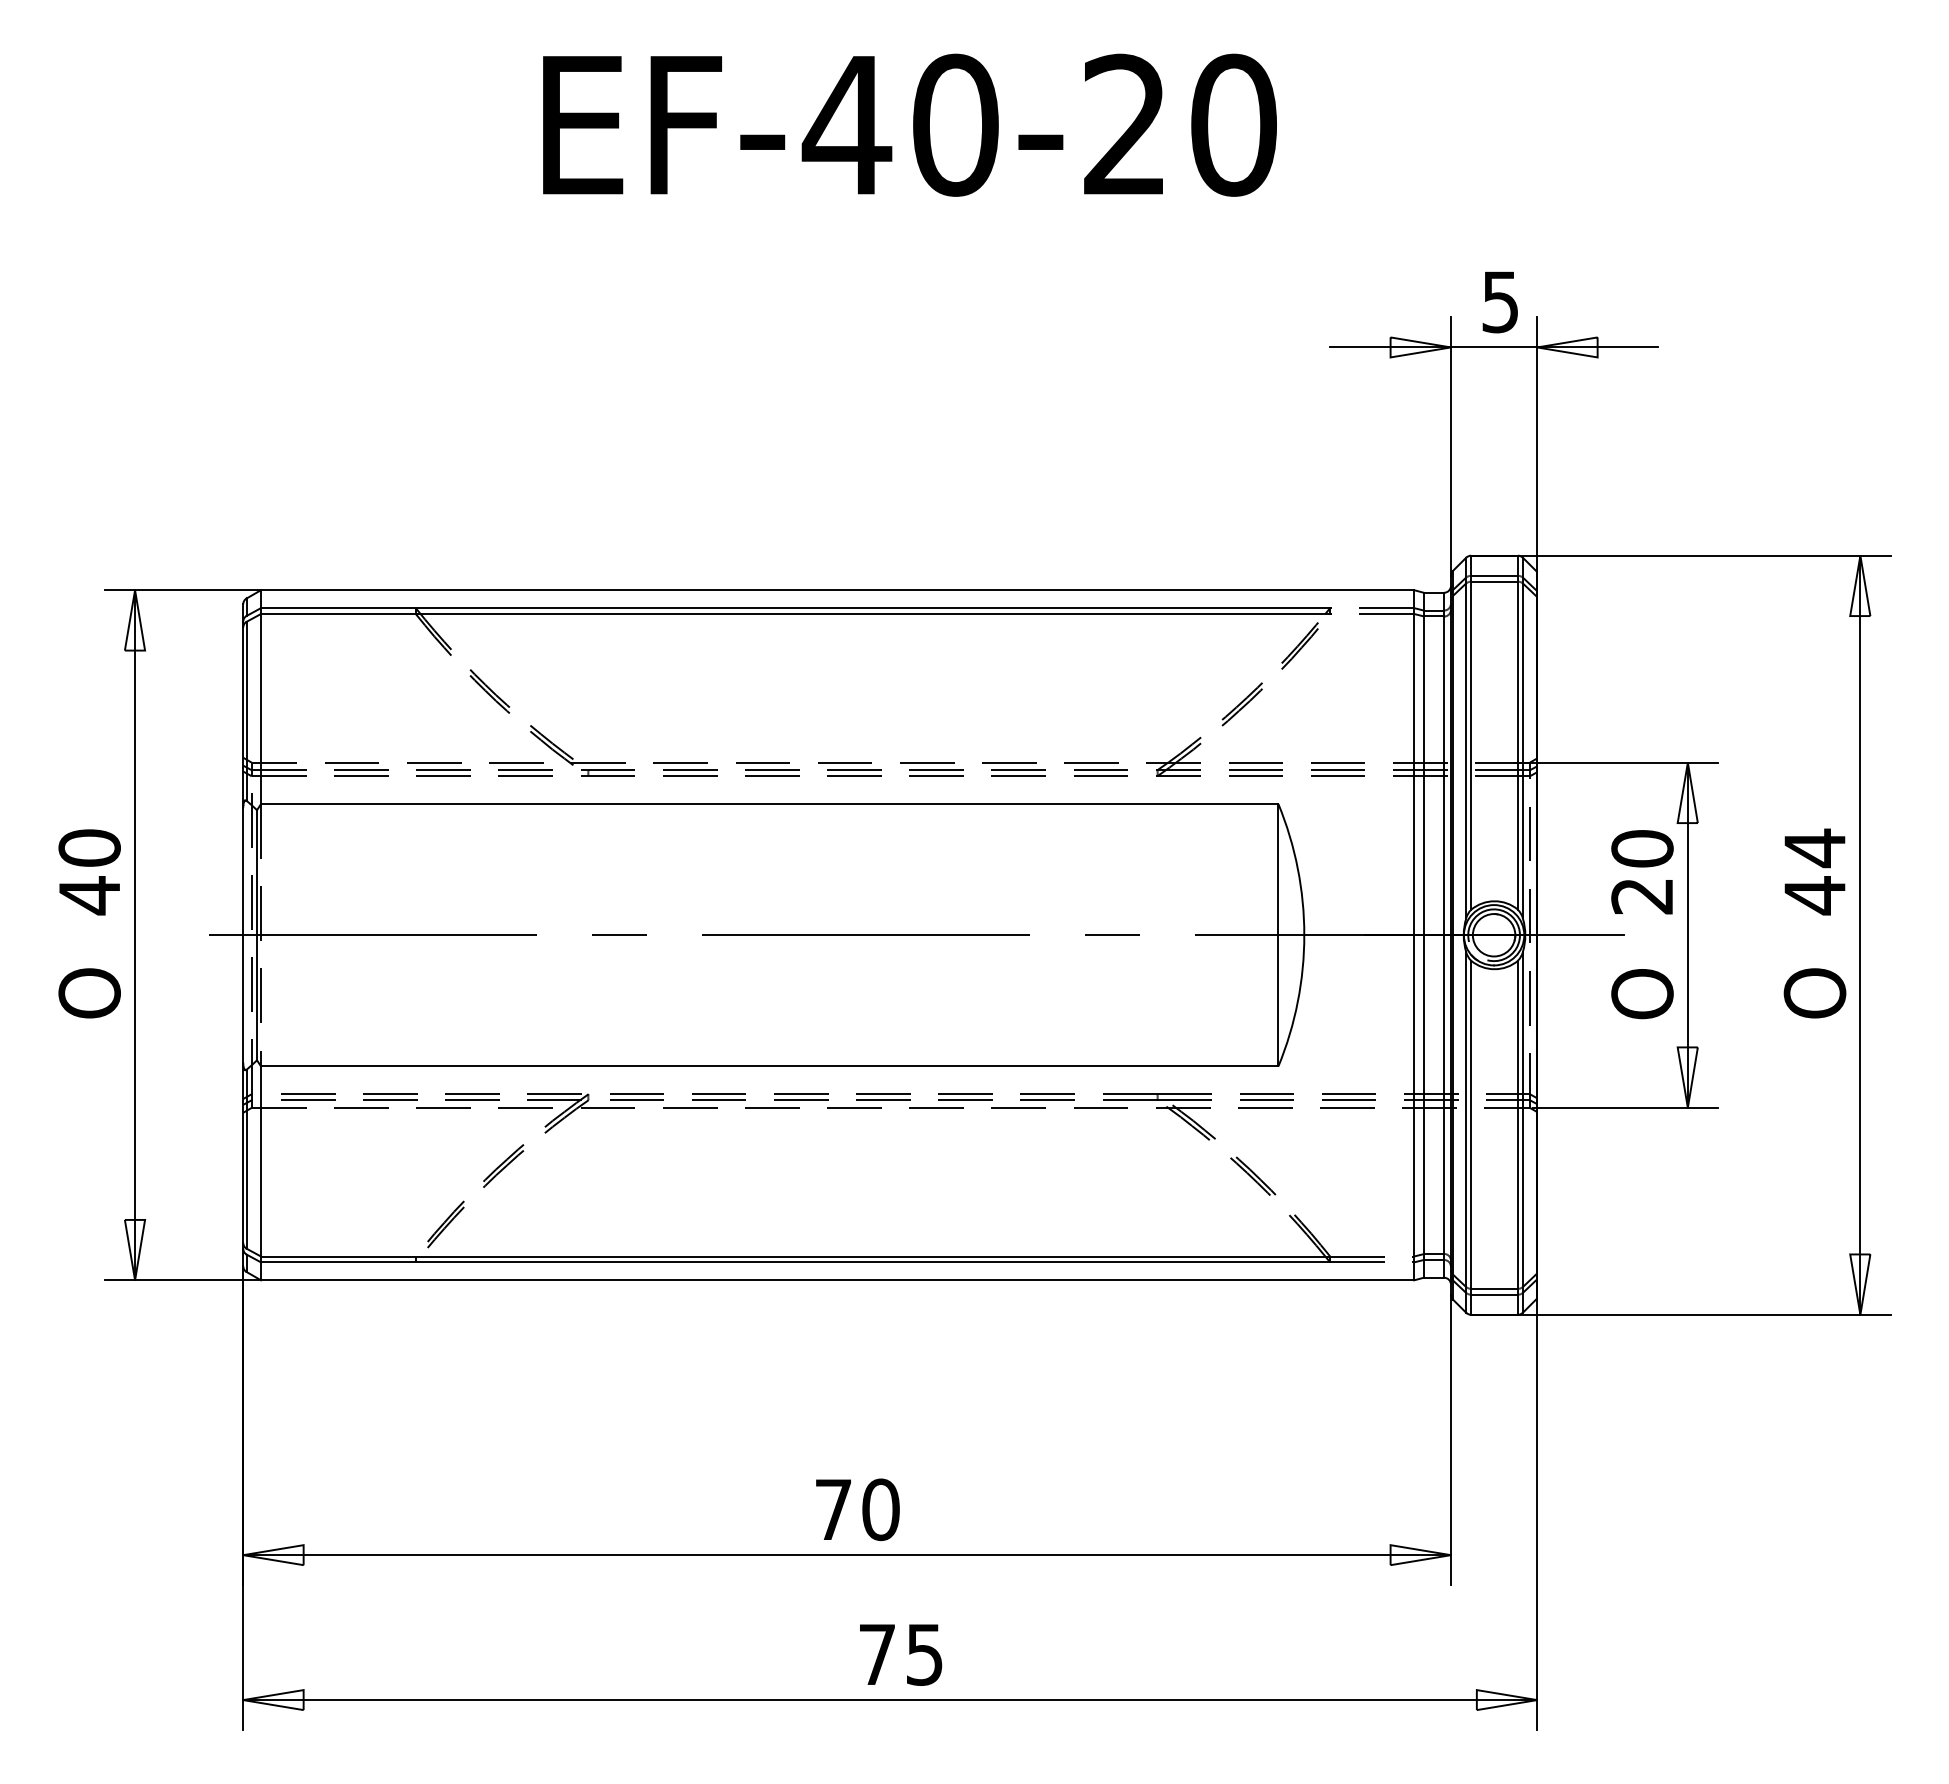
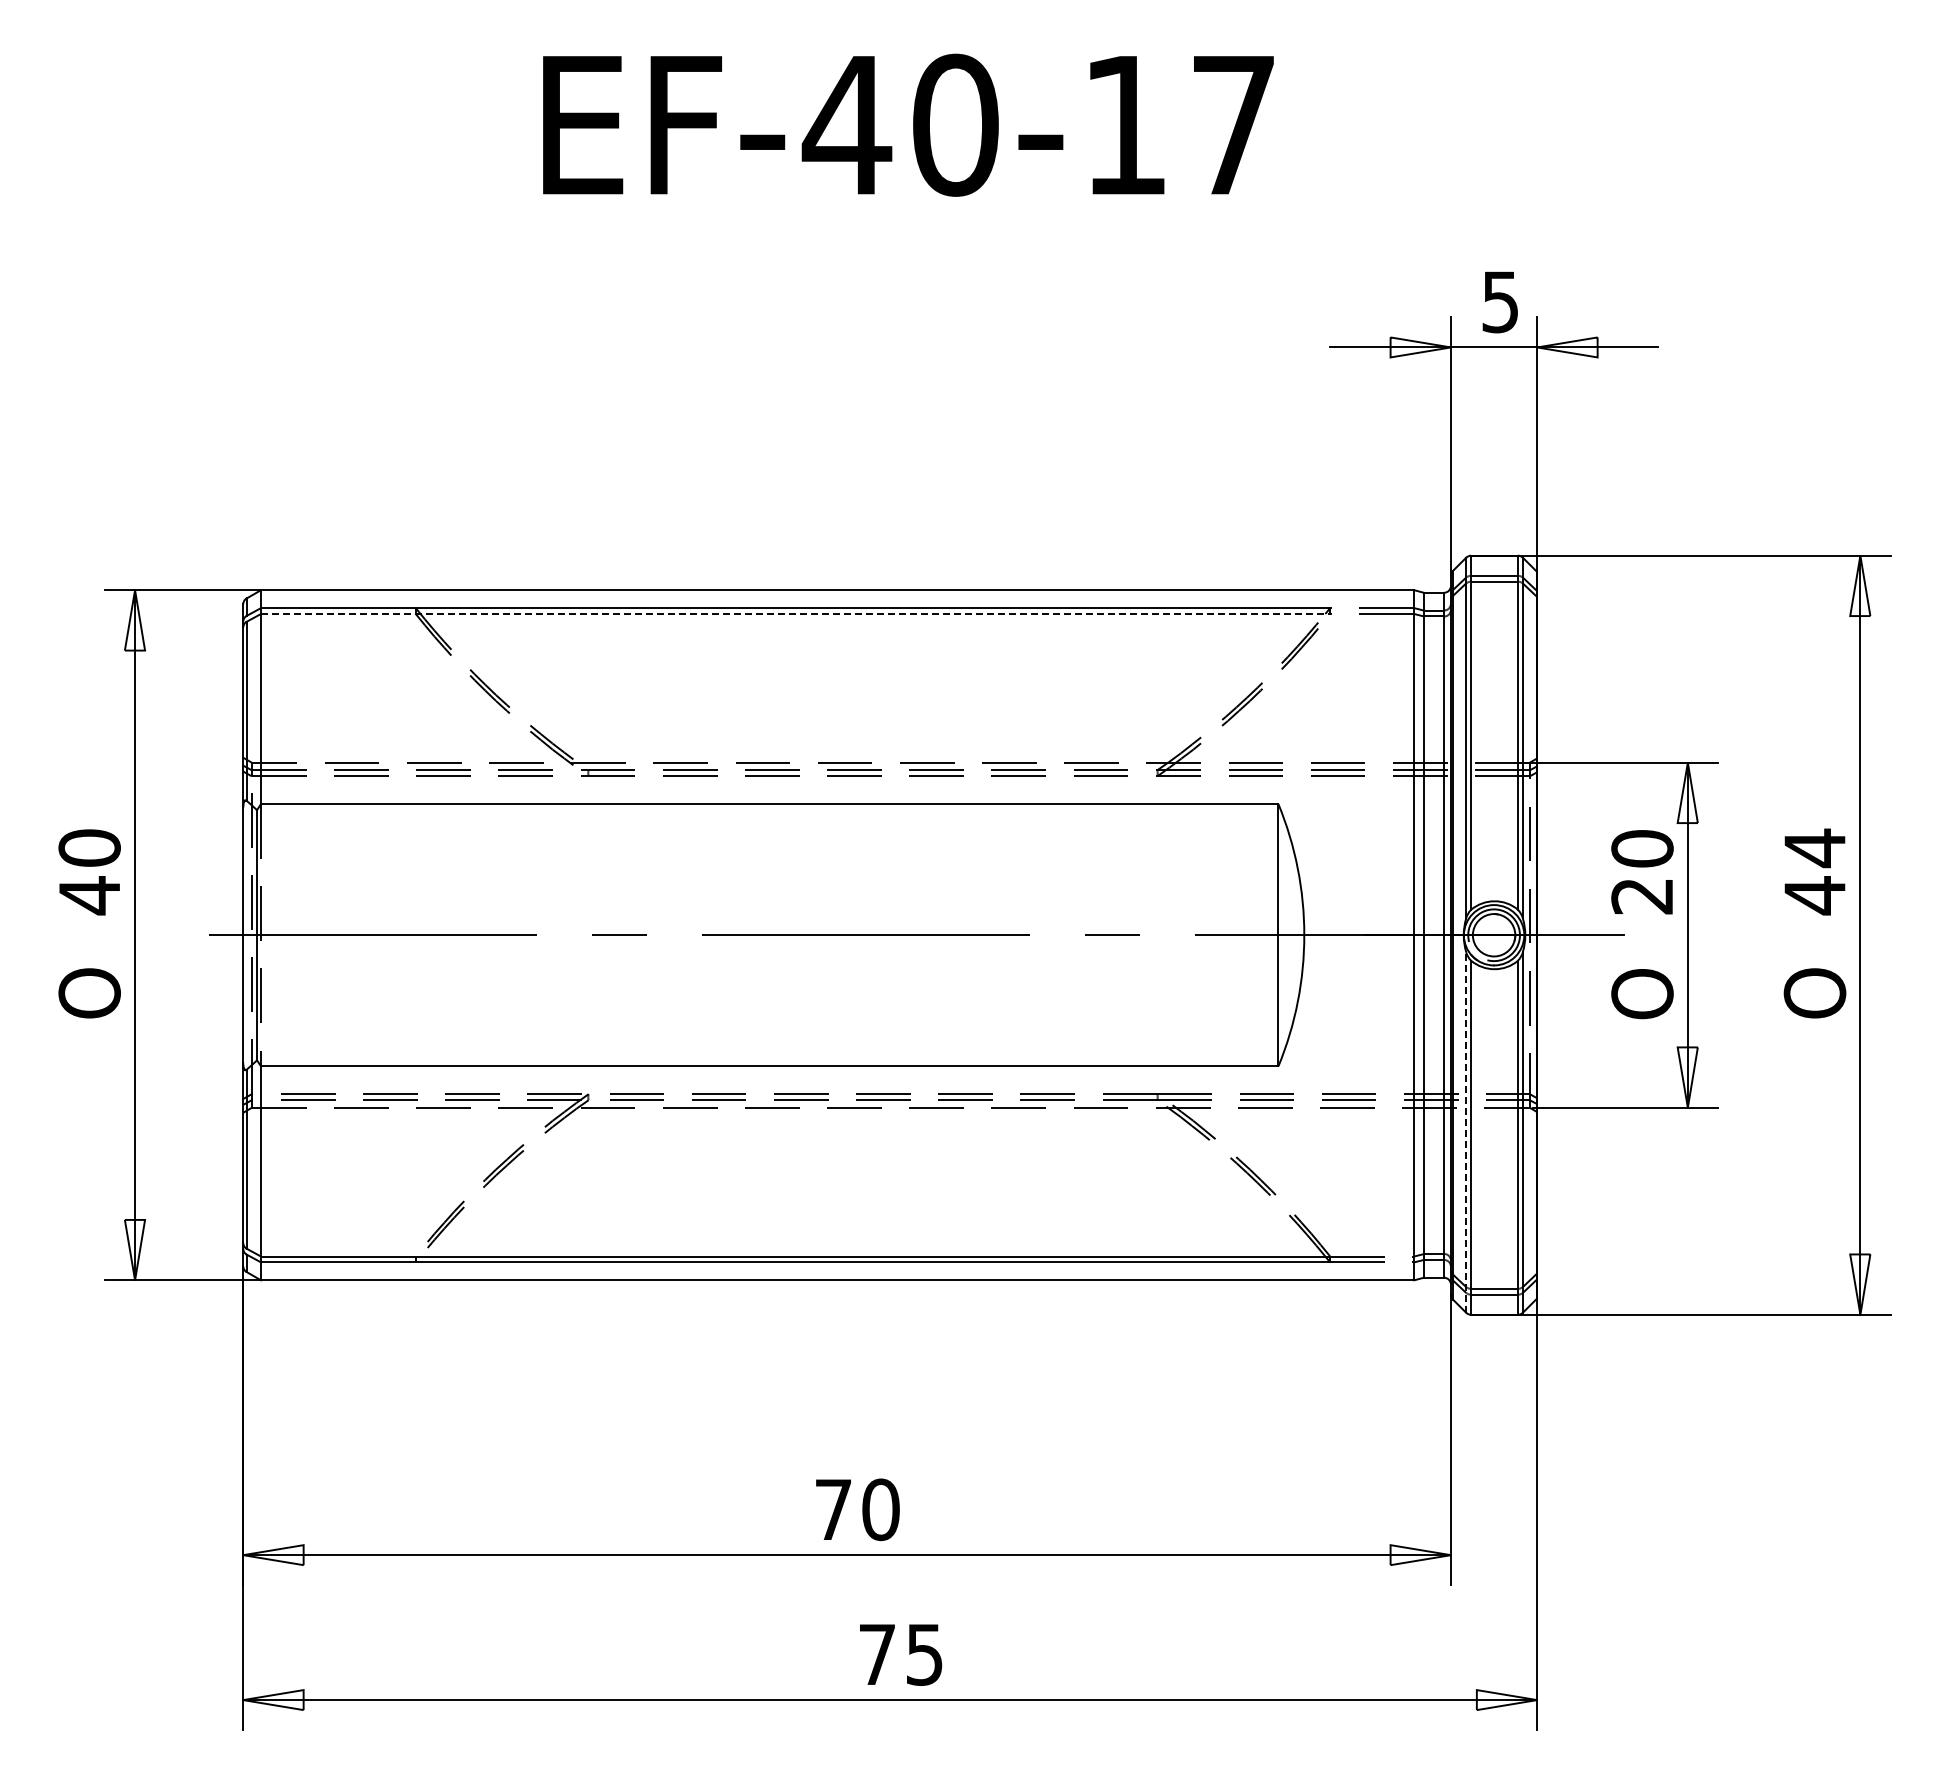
text: EF-40-20 -> EF-40-17 (1180, 124)
line: solid -> dashed (795, 614)
line: solid -> dashed (1466, 1131)
